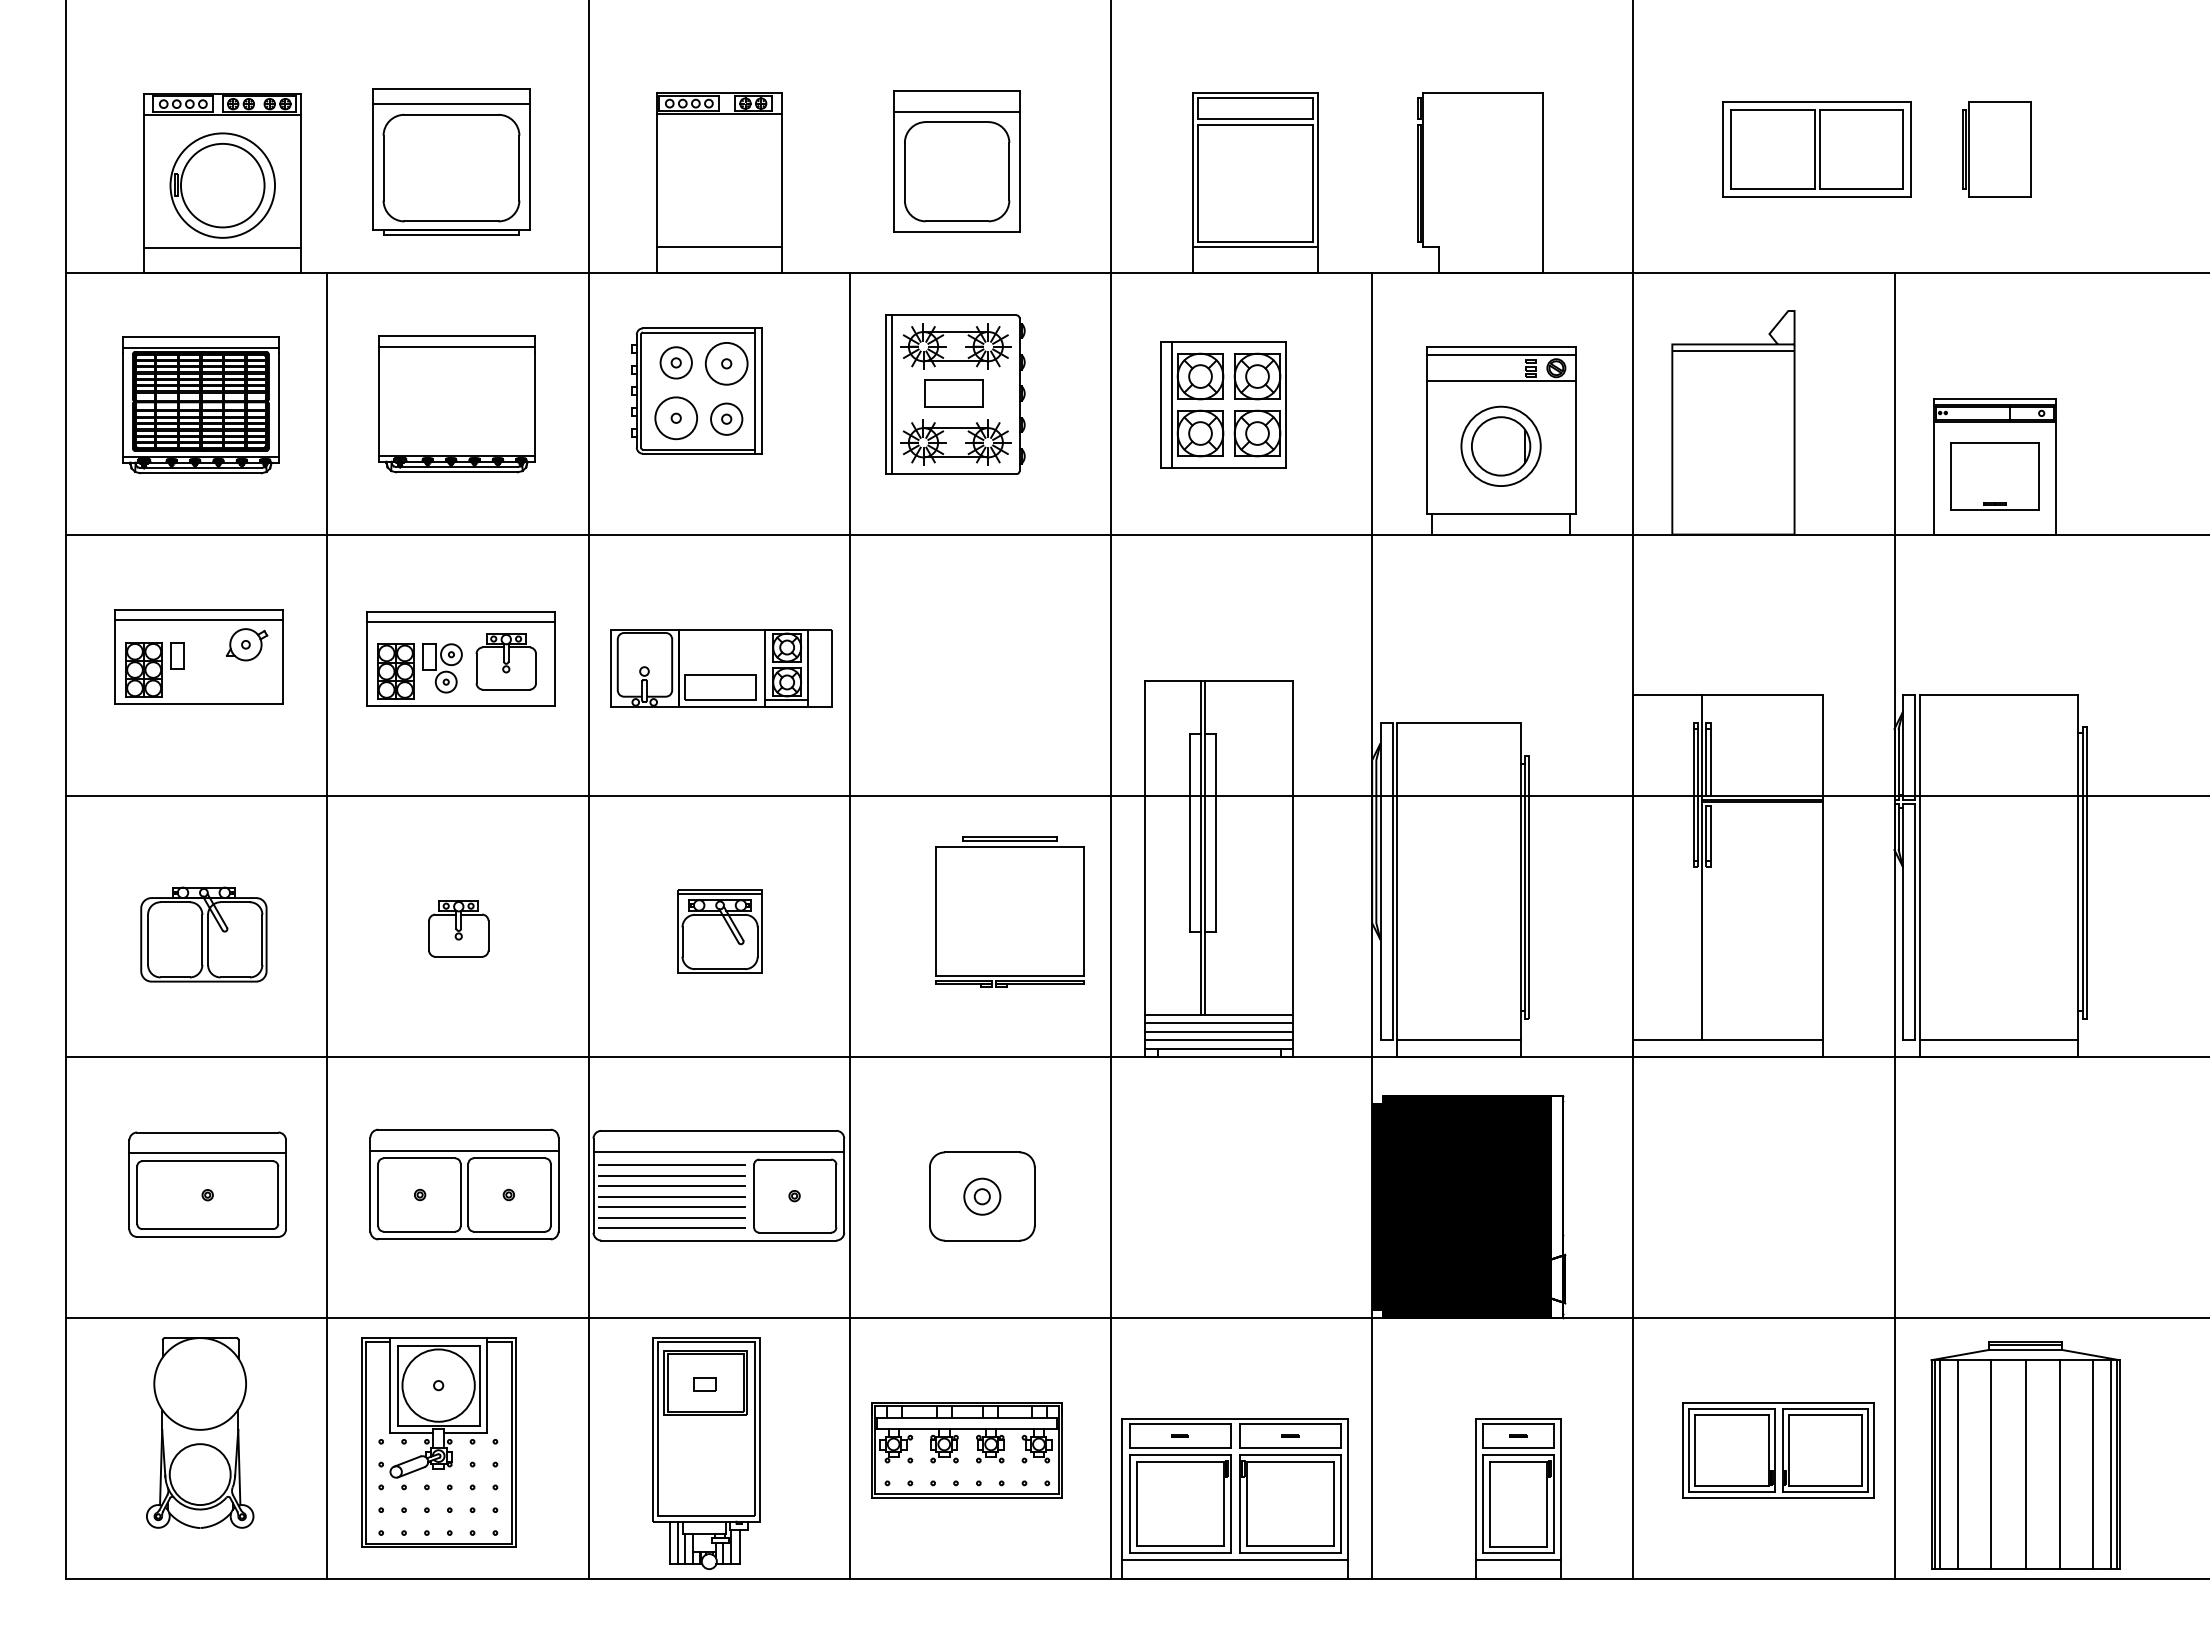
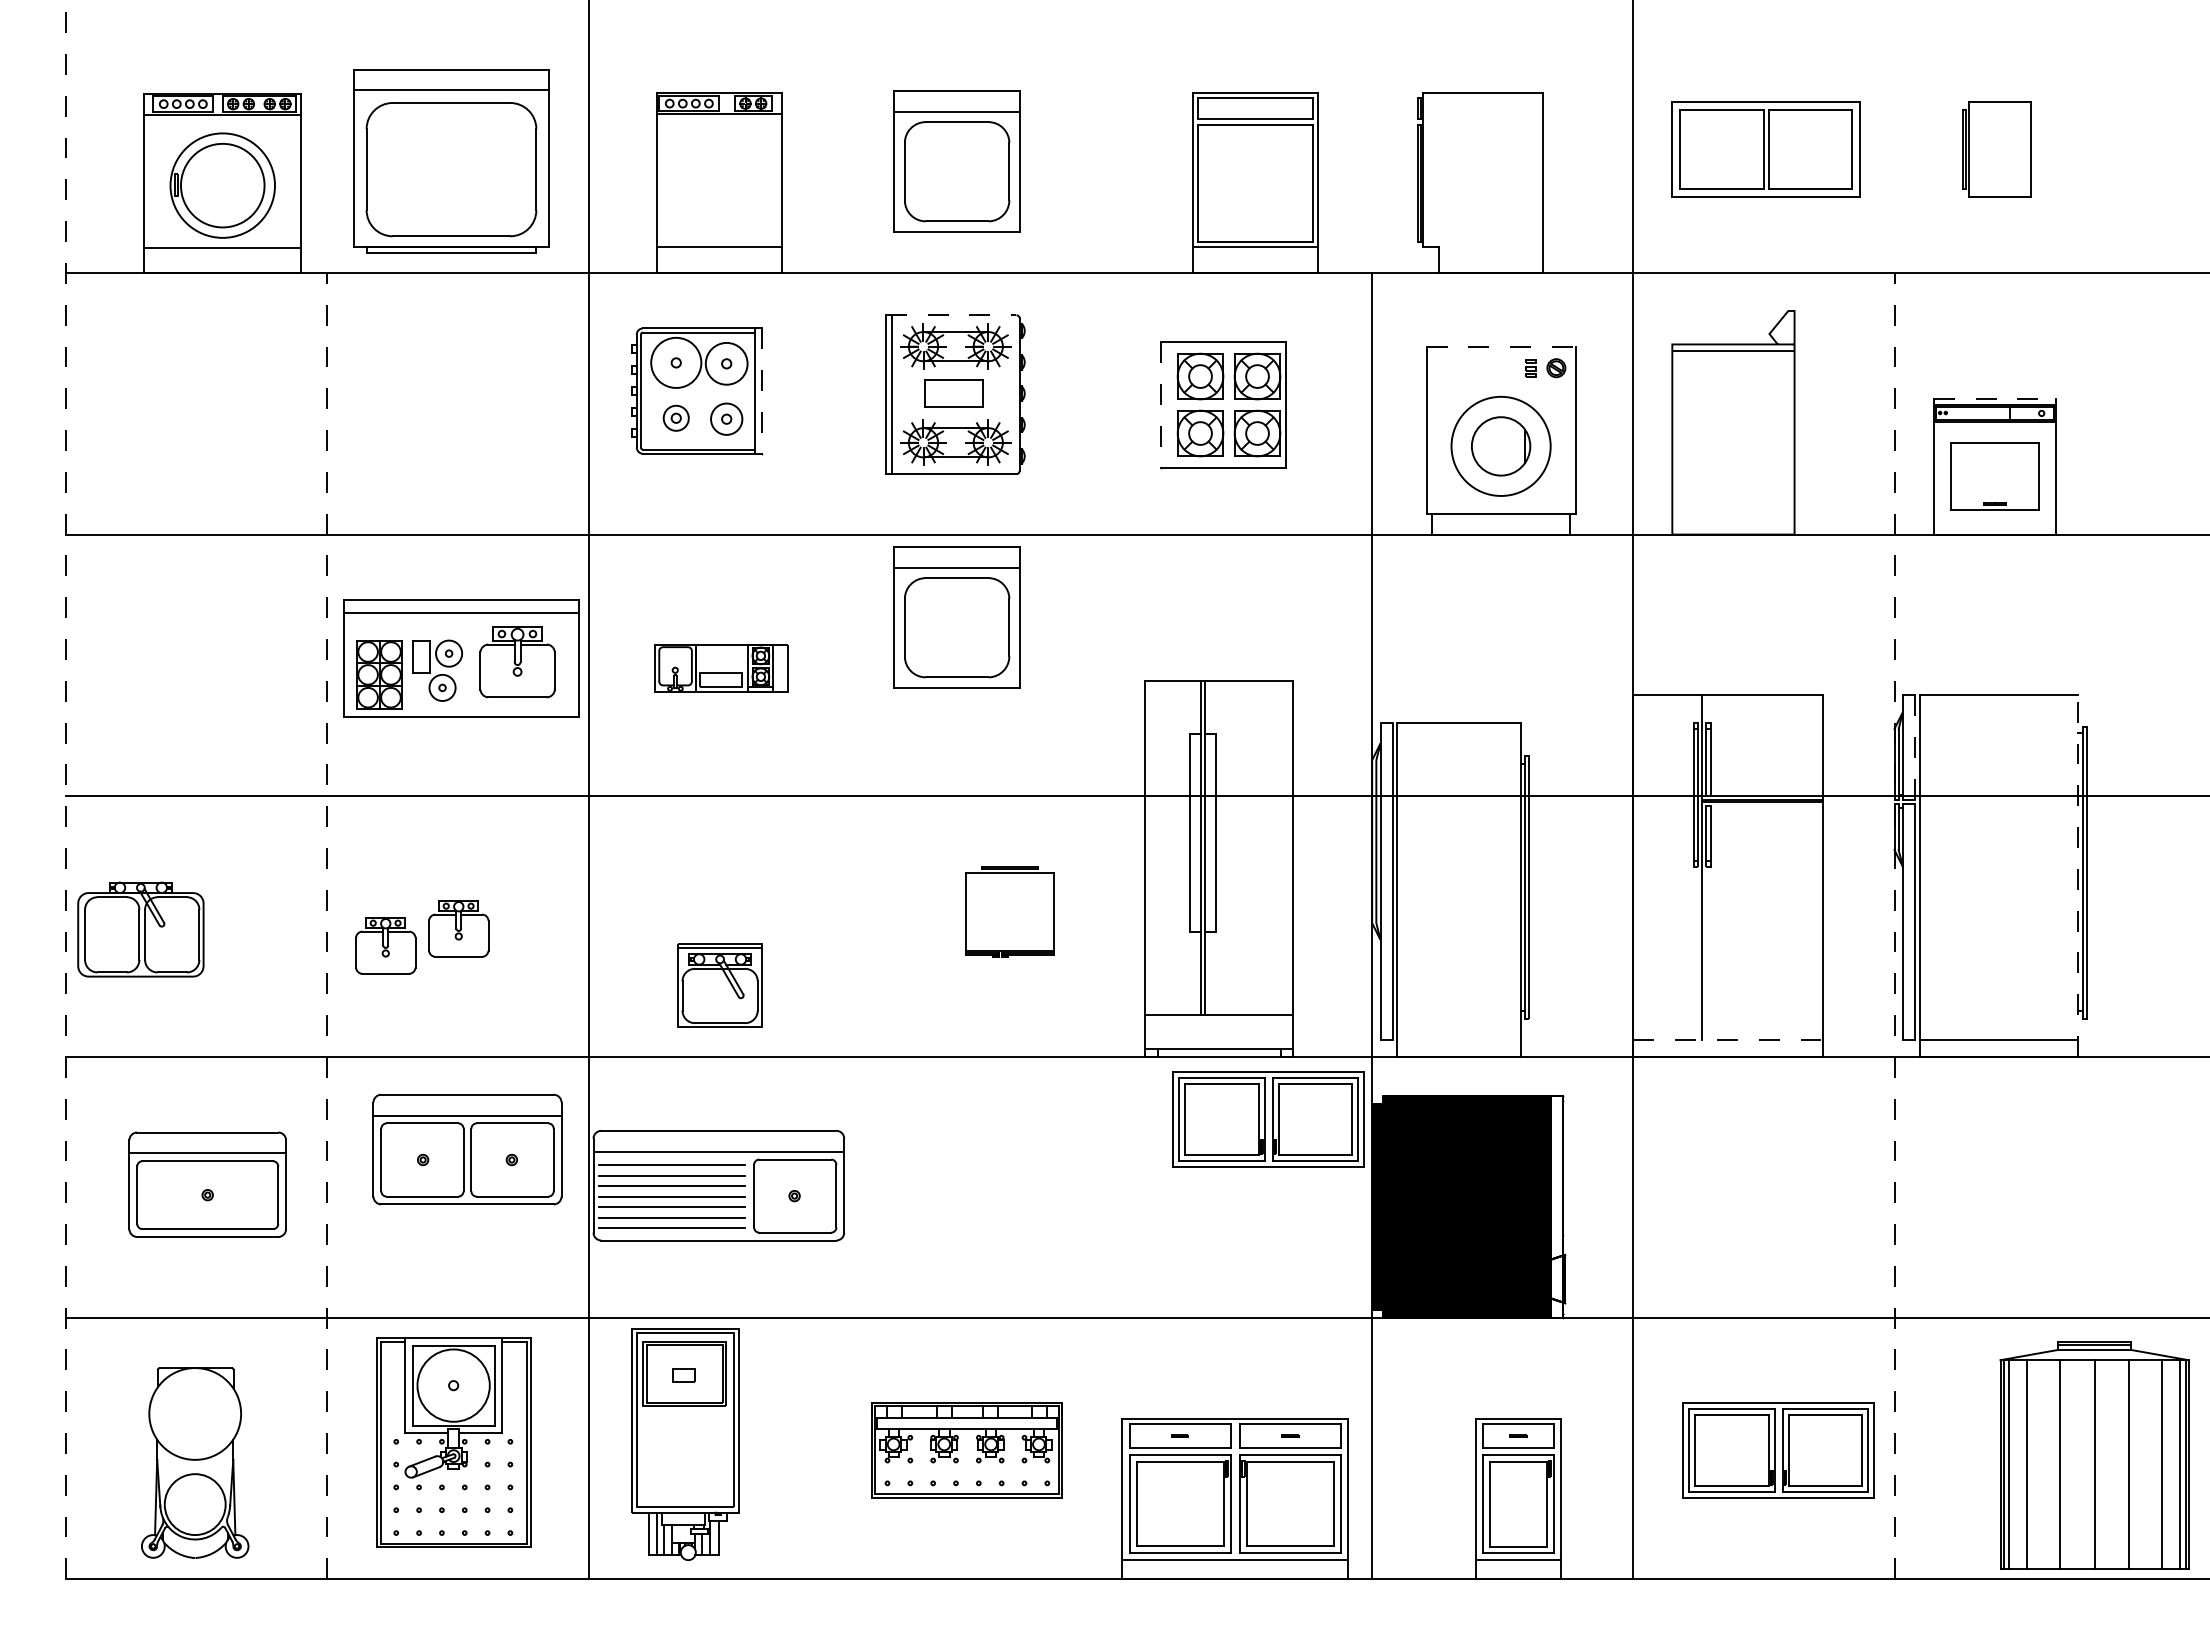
part position: (1816, 149) -> (1765, 149) (1765, 149)
part size: 159x148 px -> 197x185 px (451, 161)
line: solid -> dashed (951, 315)
line: solid -> dashed (1501, 346)
line: present -> none (1500, 355)
circle diameter: 31 px -> 50 px (676, 362)
line: present -> none (1500, 381)
line: solid -> dashed (762, 391)
line: solid -> dashed (1995, 398)
part: present -> none (456, 404)
line: present -> none (1172, 404)
part: present -> none (200, 405)
line: solid -> dashed (1160, 405)
circle diameter: 42 px -> 25 px (675, 417)
circle diameter: 79 px -> 99 px (1500, 445)
part: none -> present (956, 617)
part: present -> none (198, 656)
part size: 190x96 px -> 237x119 px (461, 658)
part size: 223x79 px -> 135x49 px (721, 668)
line: solid -> dashed (1915, 748)
line: solid -> dashed (66, 789)
line: present -> none (1110, 790)
line: solid -> dashed (2078, 876)
part size: 150x152 px -> 90x92 px (1009, 911)
line: solid -> dashed (327, 926)
line: present -> none (849, 926)
line: solid -> dashed (1894, 926)
part position: (719, 931) -> (719, 985) (719, 985)
part position: (203, 934) -> (140, 929) (140, 929)
part: none -> present (385, 945)
line: present -> none (1219, 1023)
line: present -> none (1219, 1031)
line: present -> none (1219, 1040)
line: present -> none (1458, 1040)
line: solid -> dashed (1728, 1040)
part: none -> present (1268, 1119)
part position: (464, 1184) -> (467, 1149) (467, 1149)
part: present -> none (982, 1196)
part position: (200, 1432) -> (195, 1462) (195, 1462)
part position: (438, 1442) -> (453, 1442) (453, 1442)
part position: (706, 1453) -> (685, 1444) (685, 1444)
part position: (2025, 1455) -> (2094, 1455) (2094, 1455)
